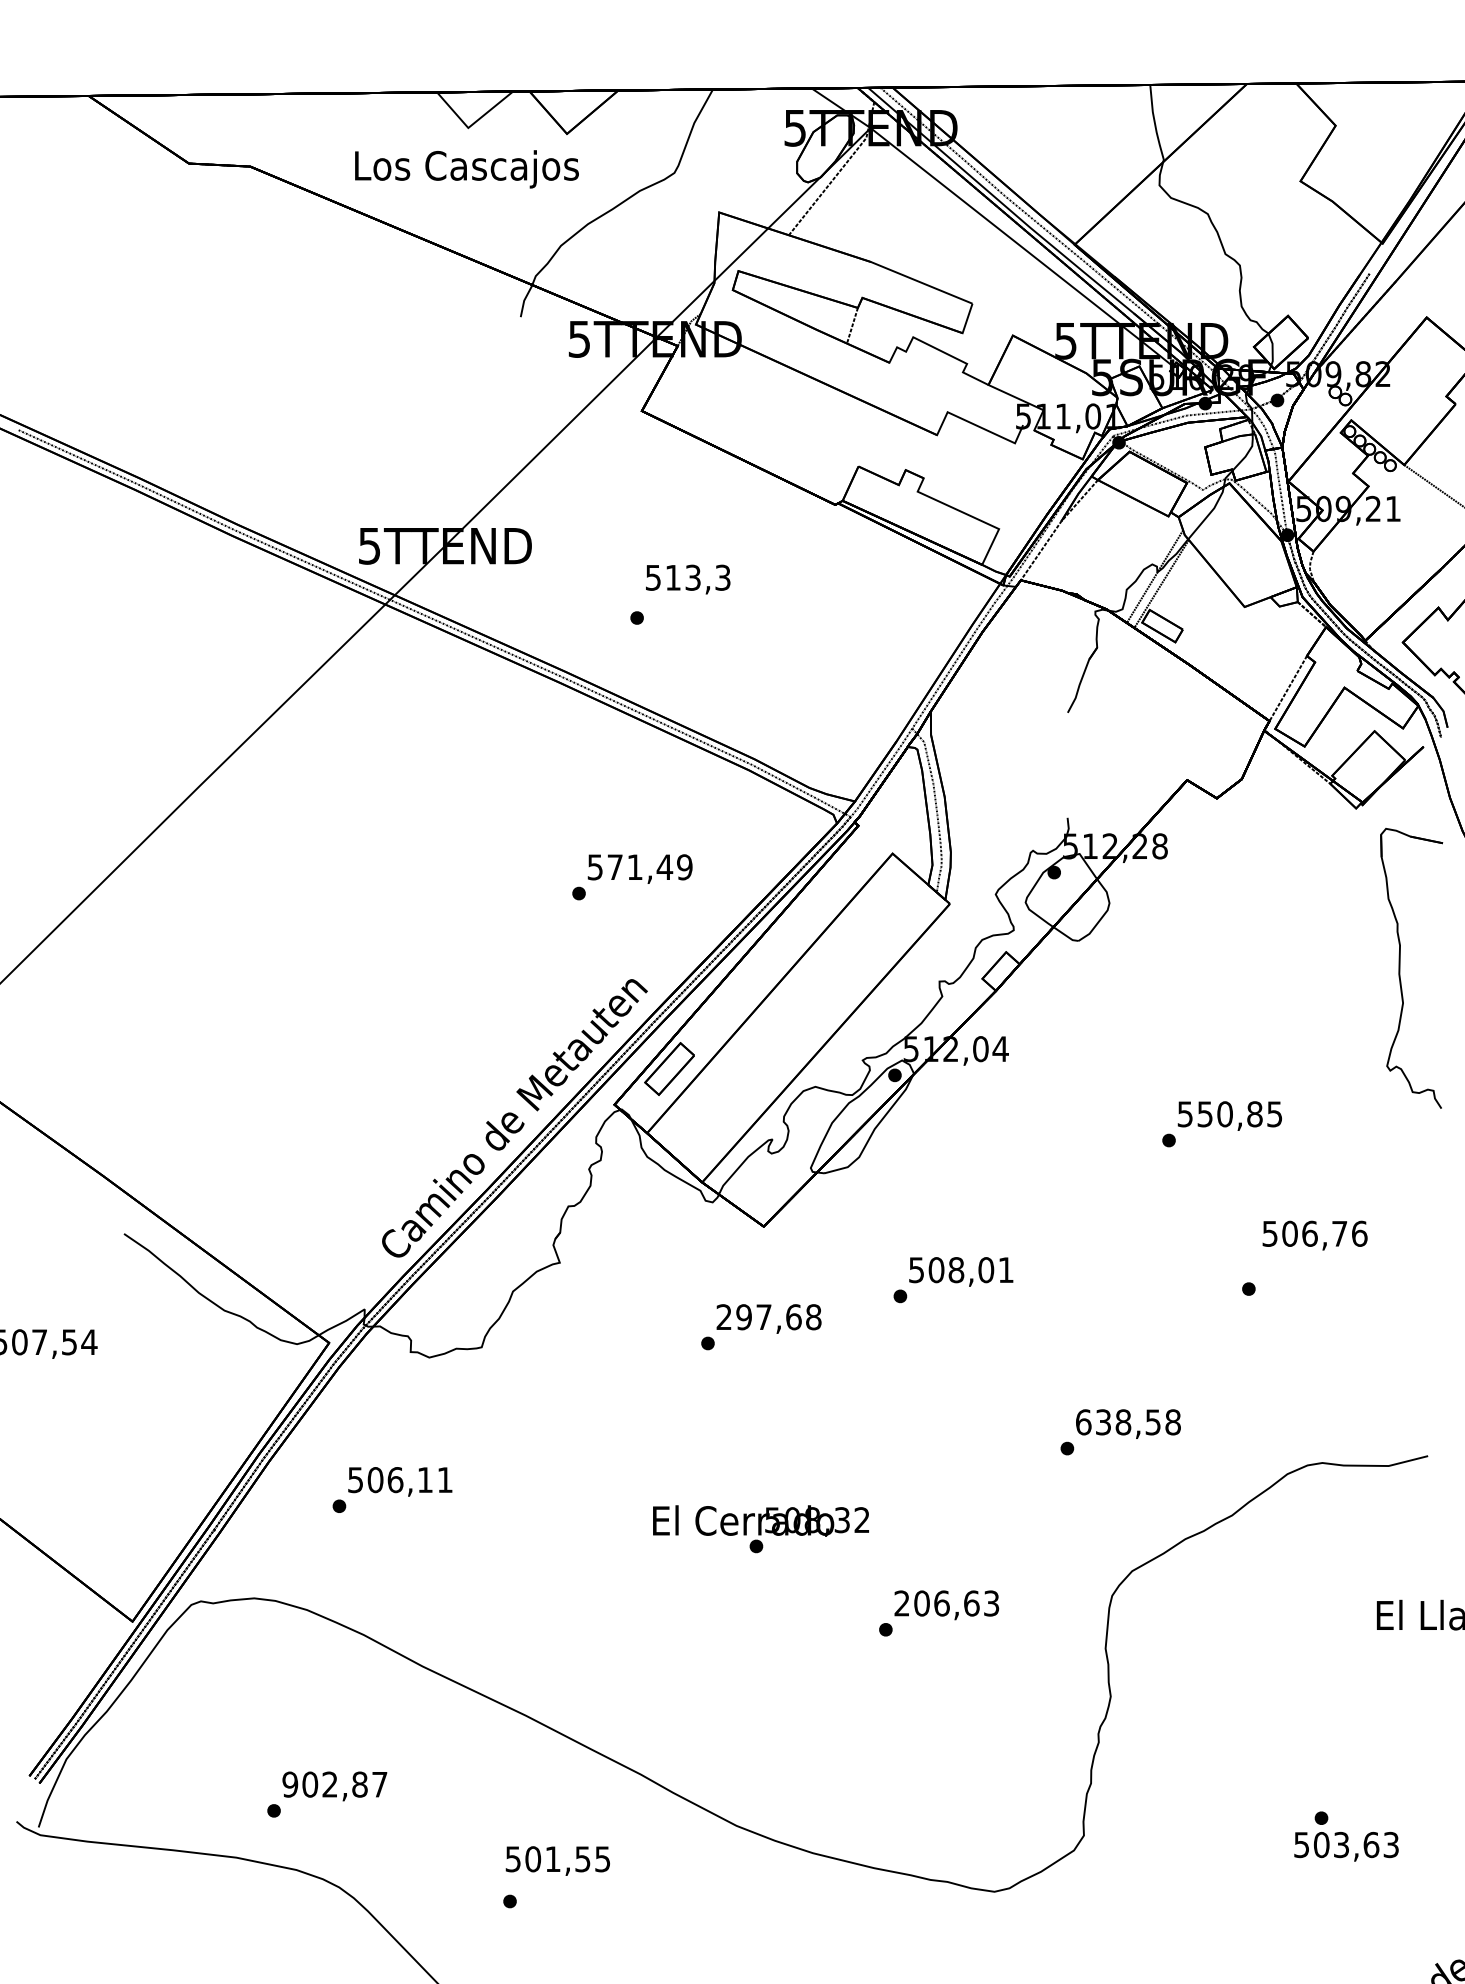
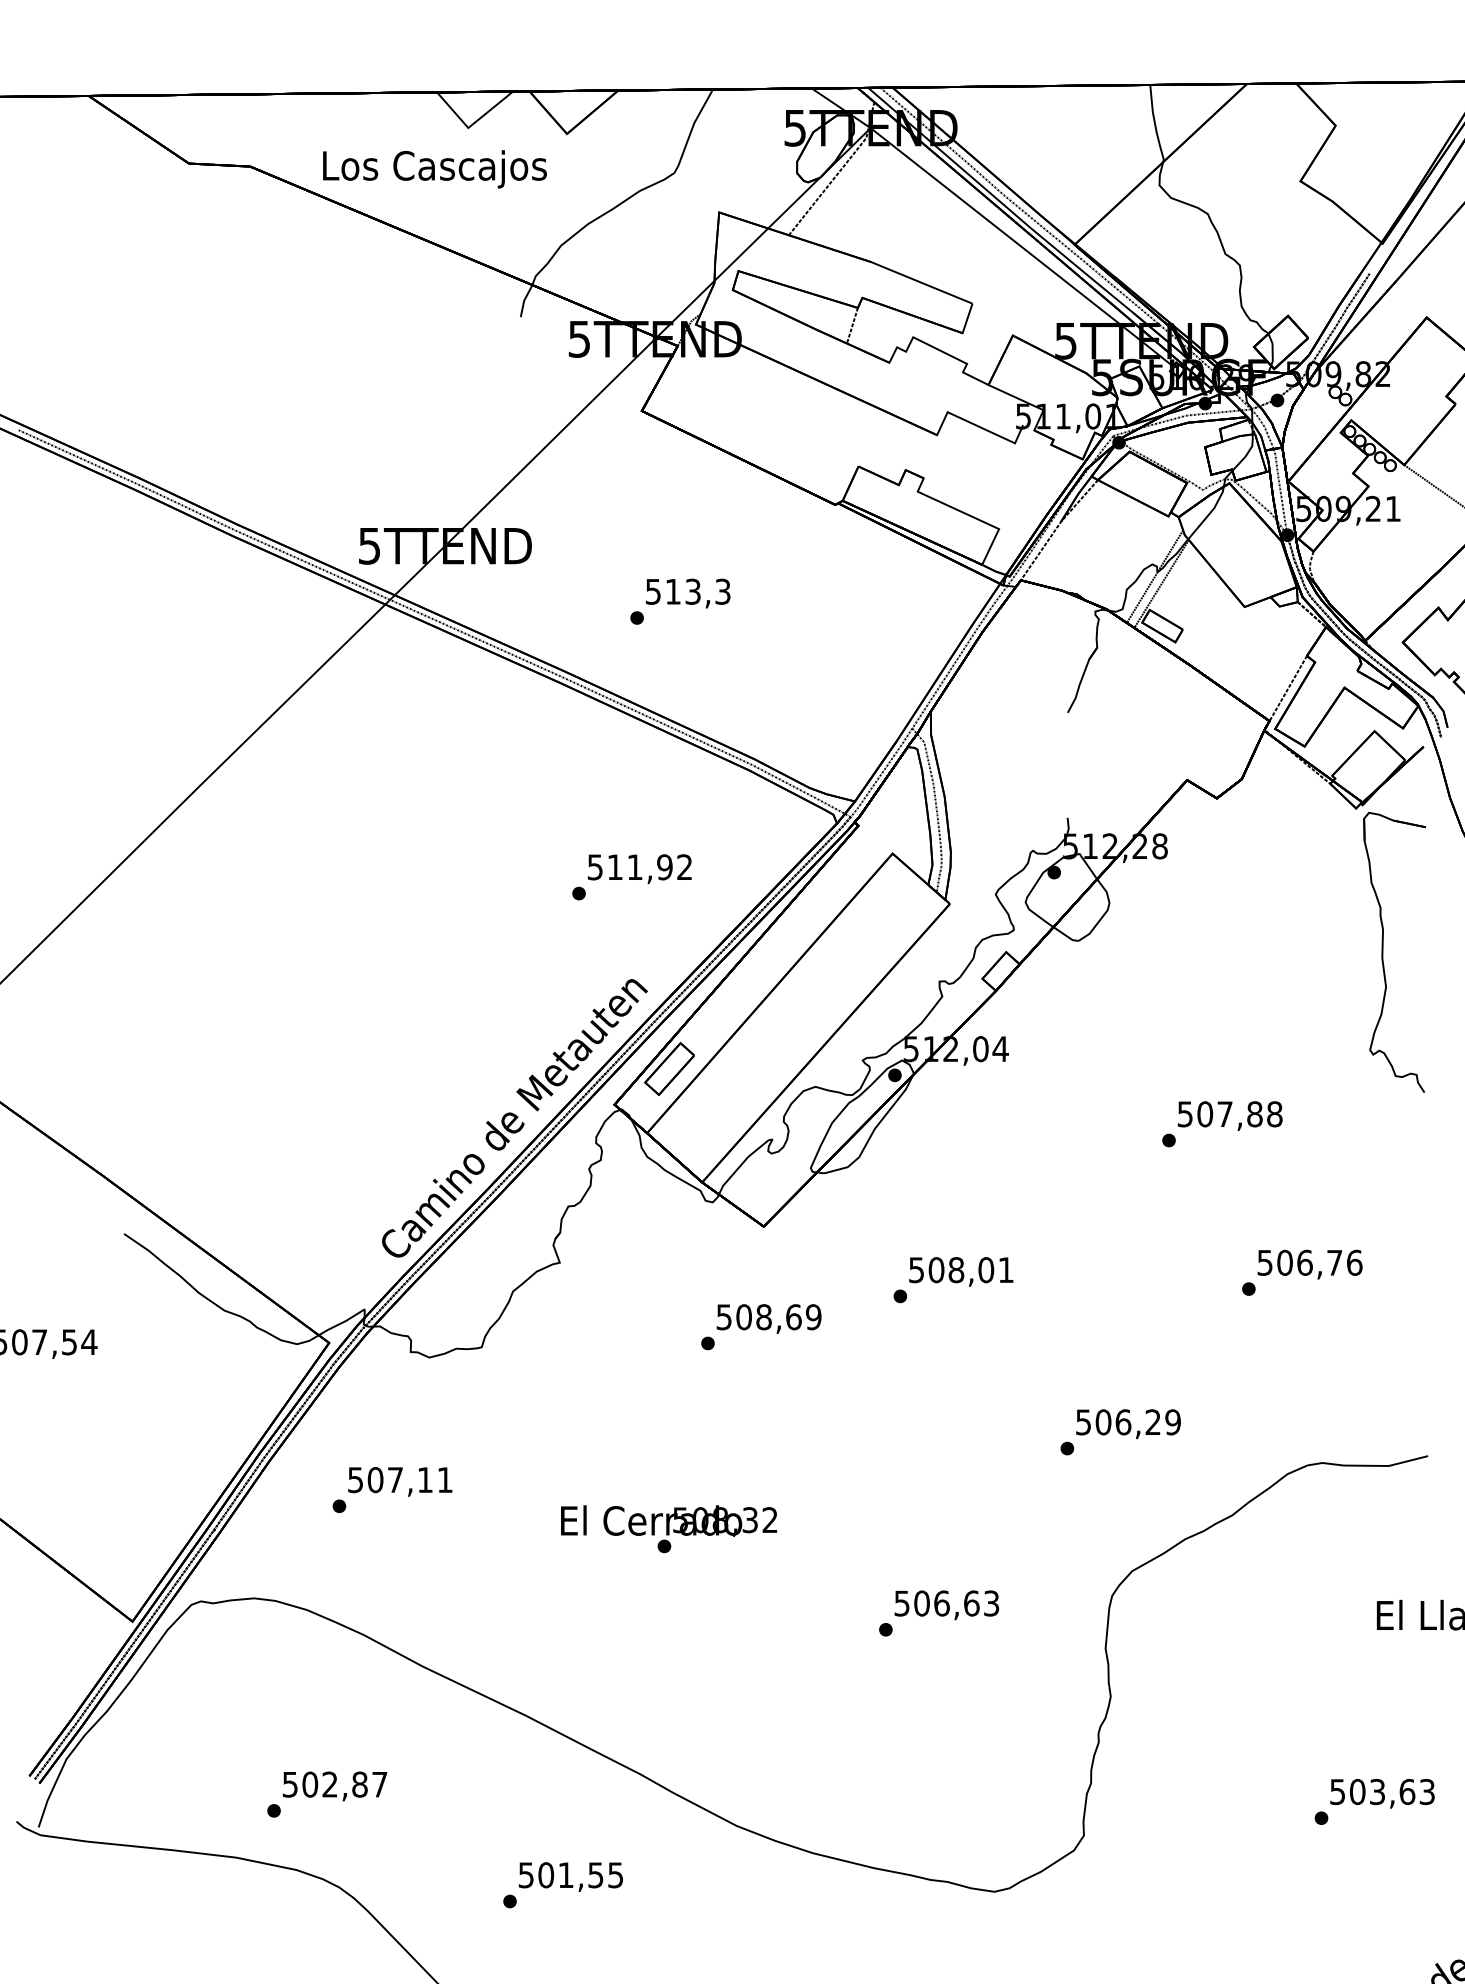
text position: (466, 169) -> (434, 169) (434, 169)
text position: (688, 579) -> (688, 593) (688, 593)
text: 571,49 -> 511,92 (649, 867)
part position: (1400, 968) -> (1383, 952) (1383, 952)
text: 550,85 -> 507,88 (1239, 1114)
text position: (1314, 1235) -> (1309, 1264) (1309, 1264)
text: 297,68 -> 508,69 (768, 1317)
text: 638,58 -> 506,29 (1128, 1422)
text: 506,11 -> 507,11 (395, 1480)
text position: (760, 1529) -> (668, 1529) (668, 1529)
text: 206,63 -> 506,63 (901, 1603)
text: 902,87 -> 502,87 (290, 1784)
text position: (1346, 1846) -> (1382, 1793) (1382, 1793)
text position: (557, 1860) -> (570, 1876) (570, 1876)
